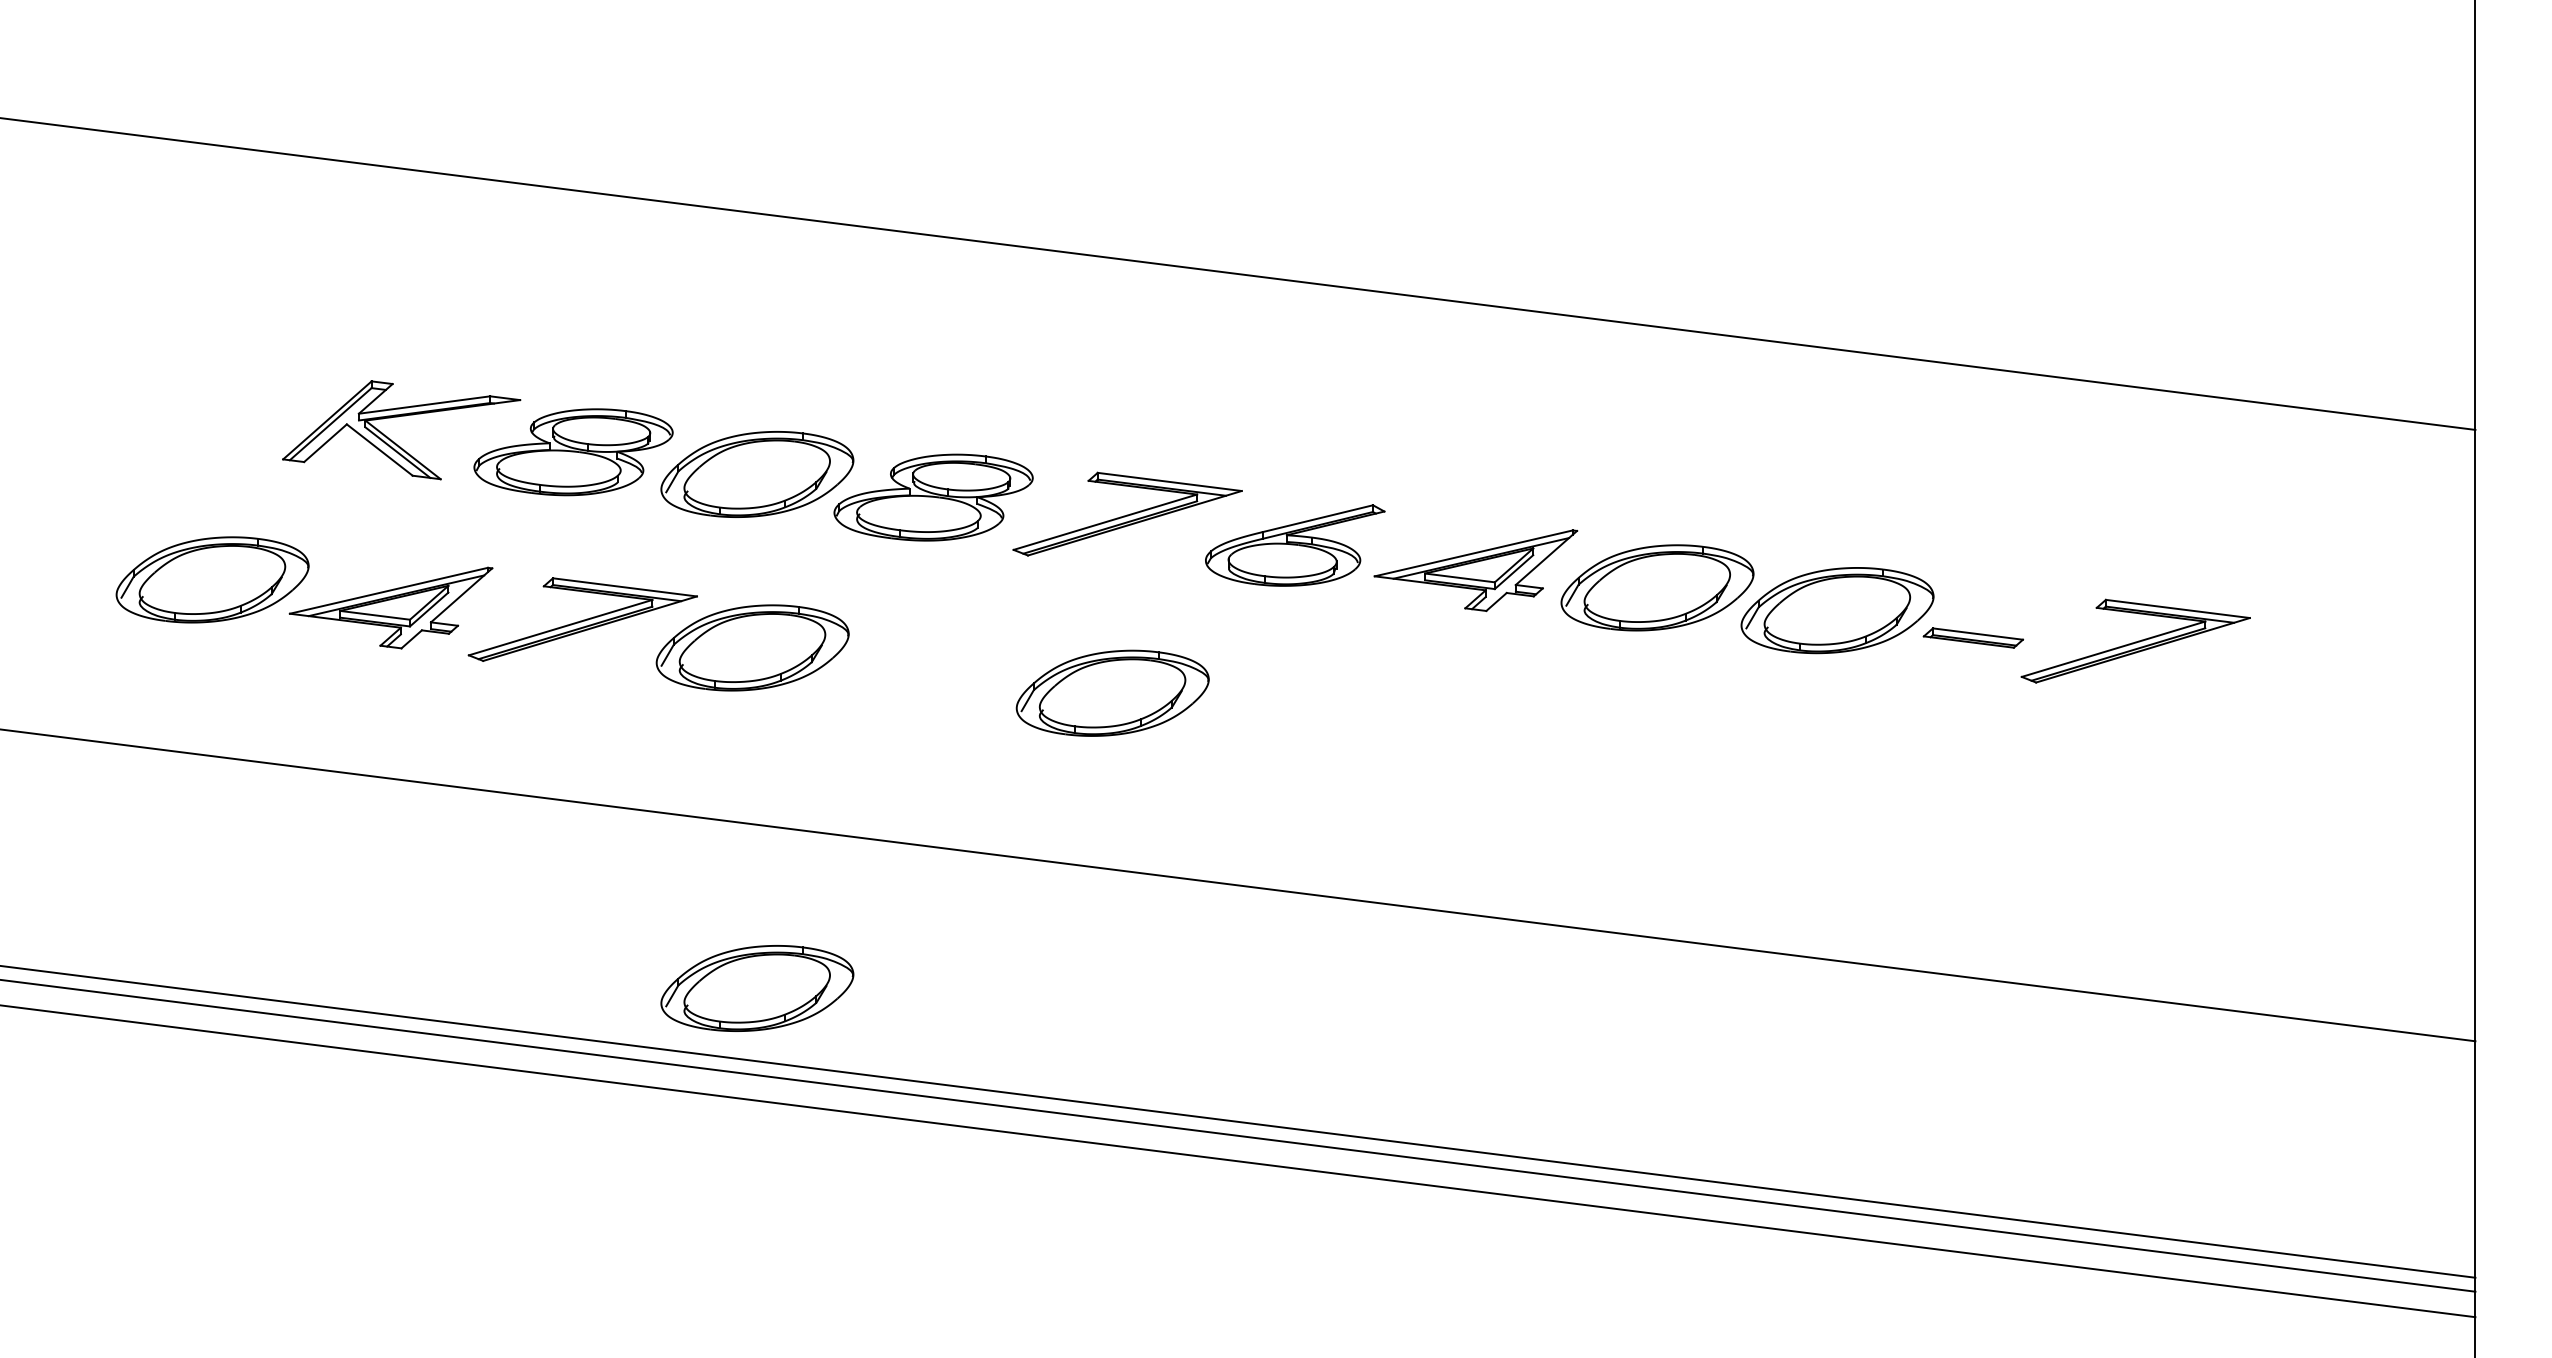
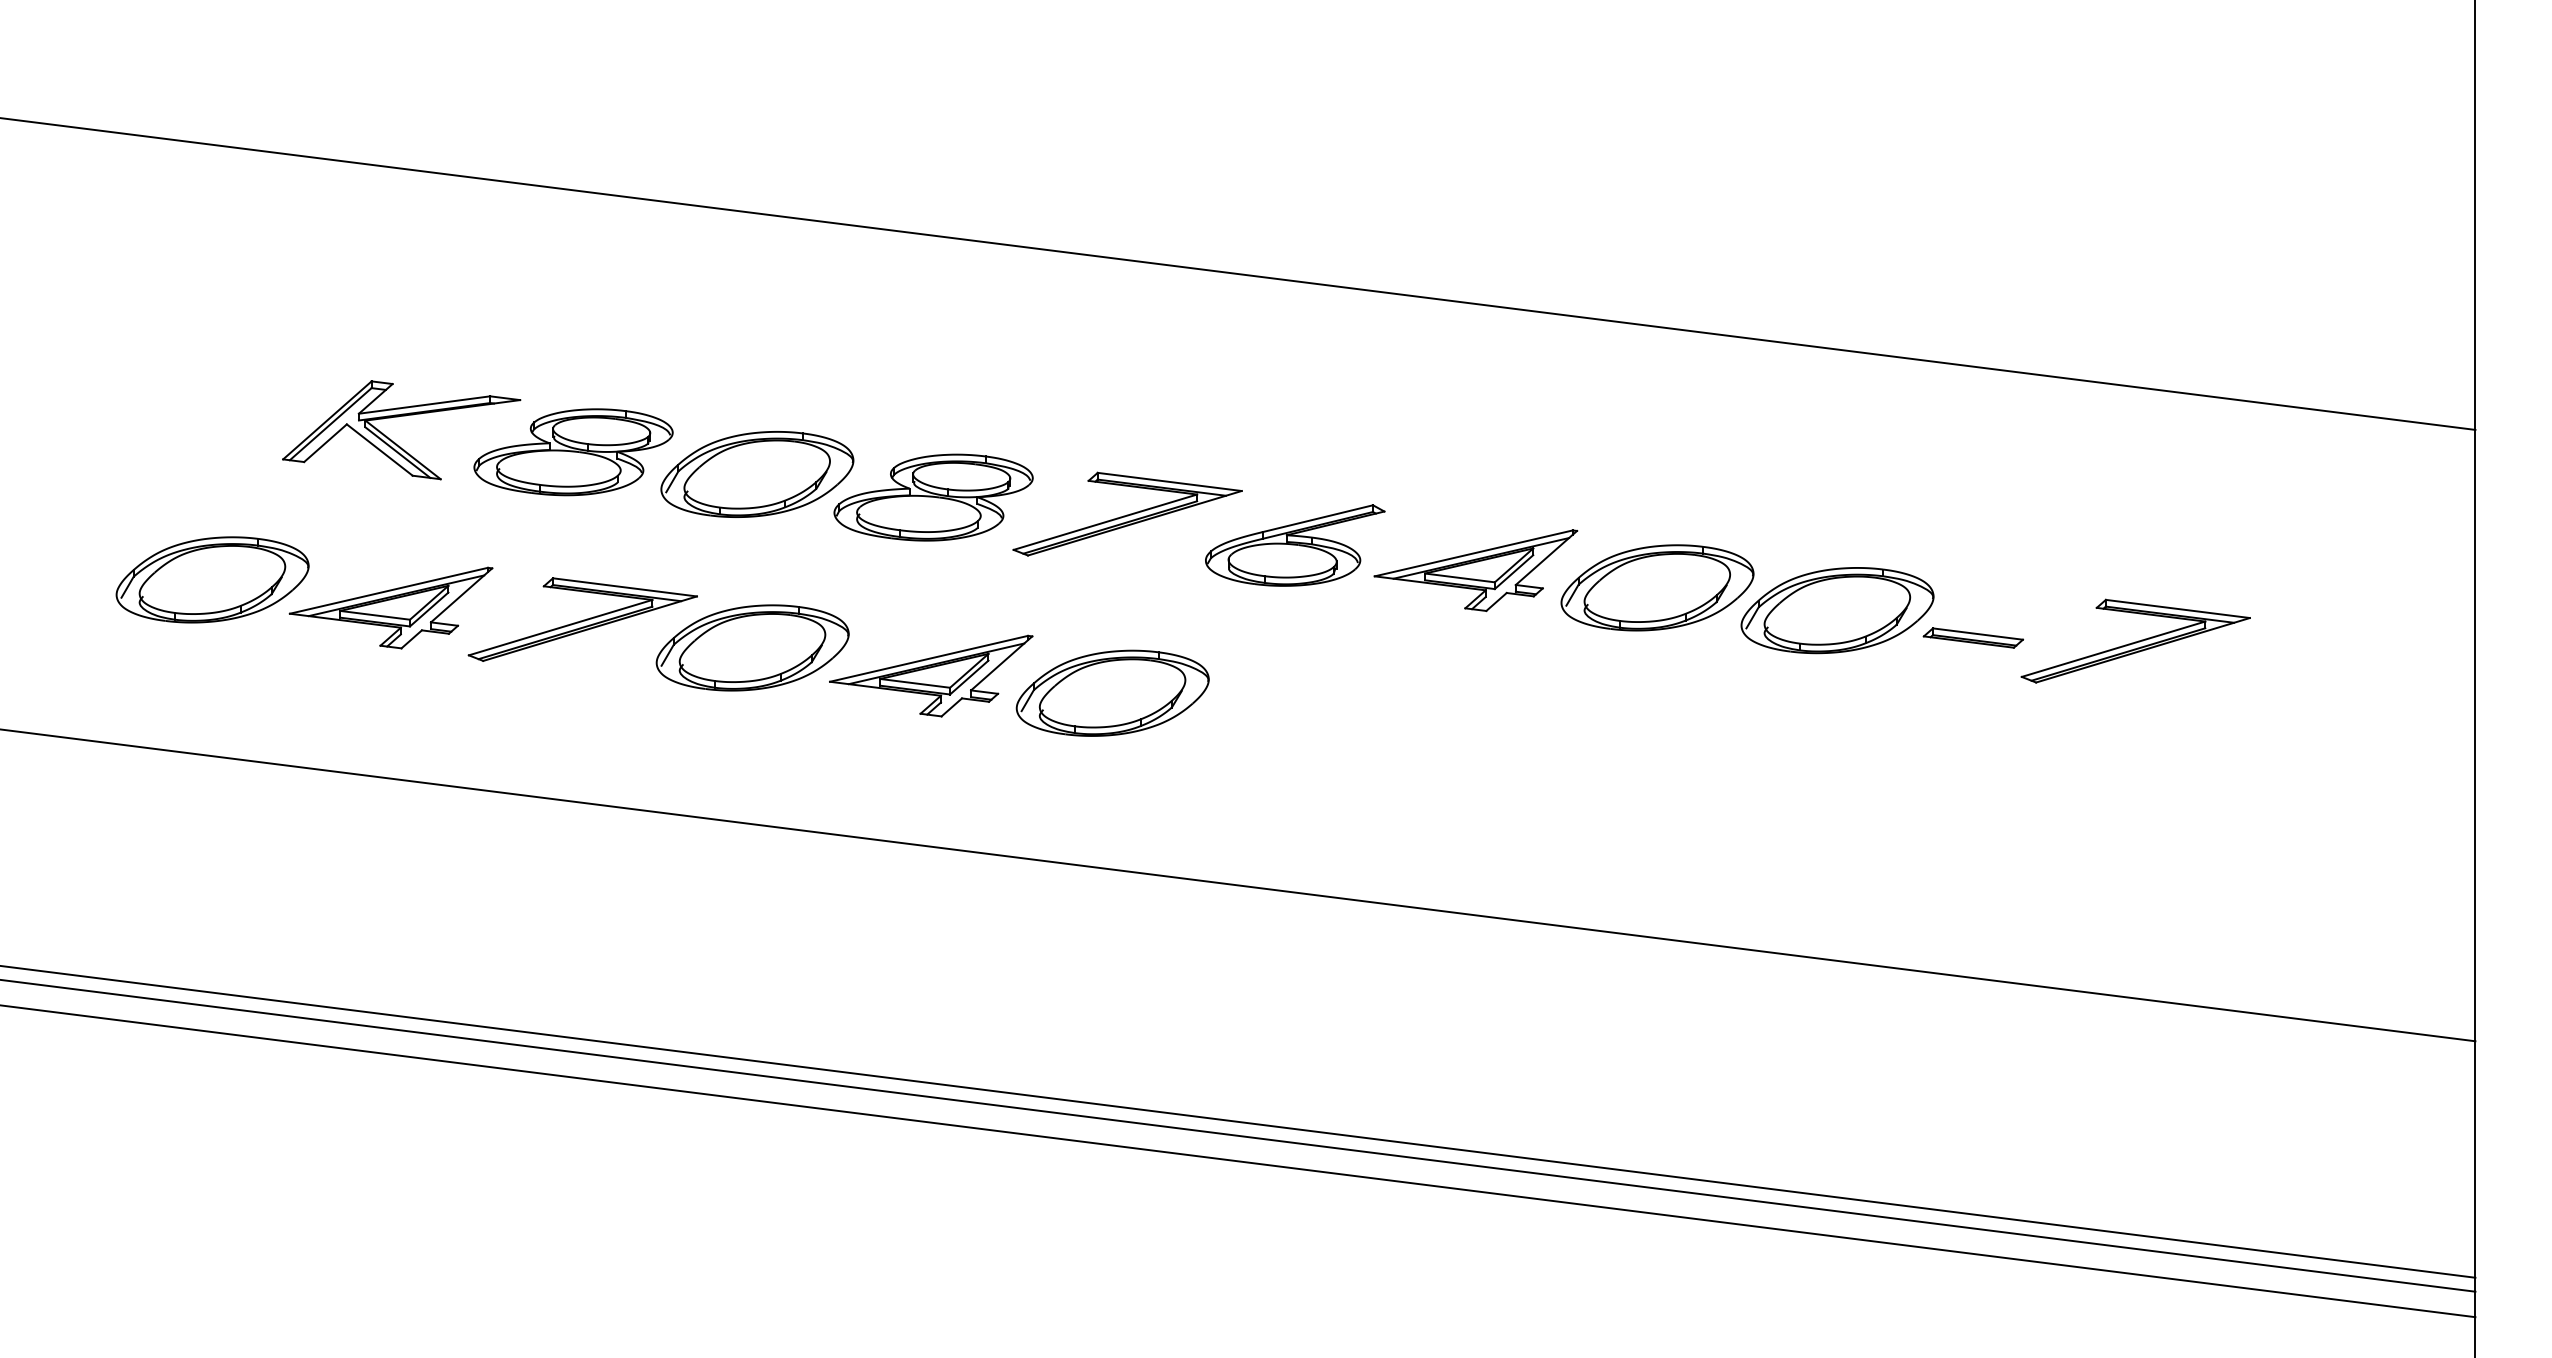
part: none -> present (931, 675)
part: present -> none (757, 988)
